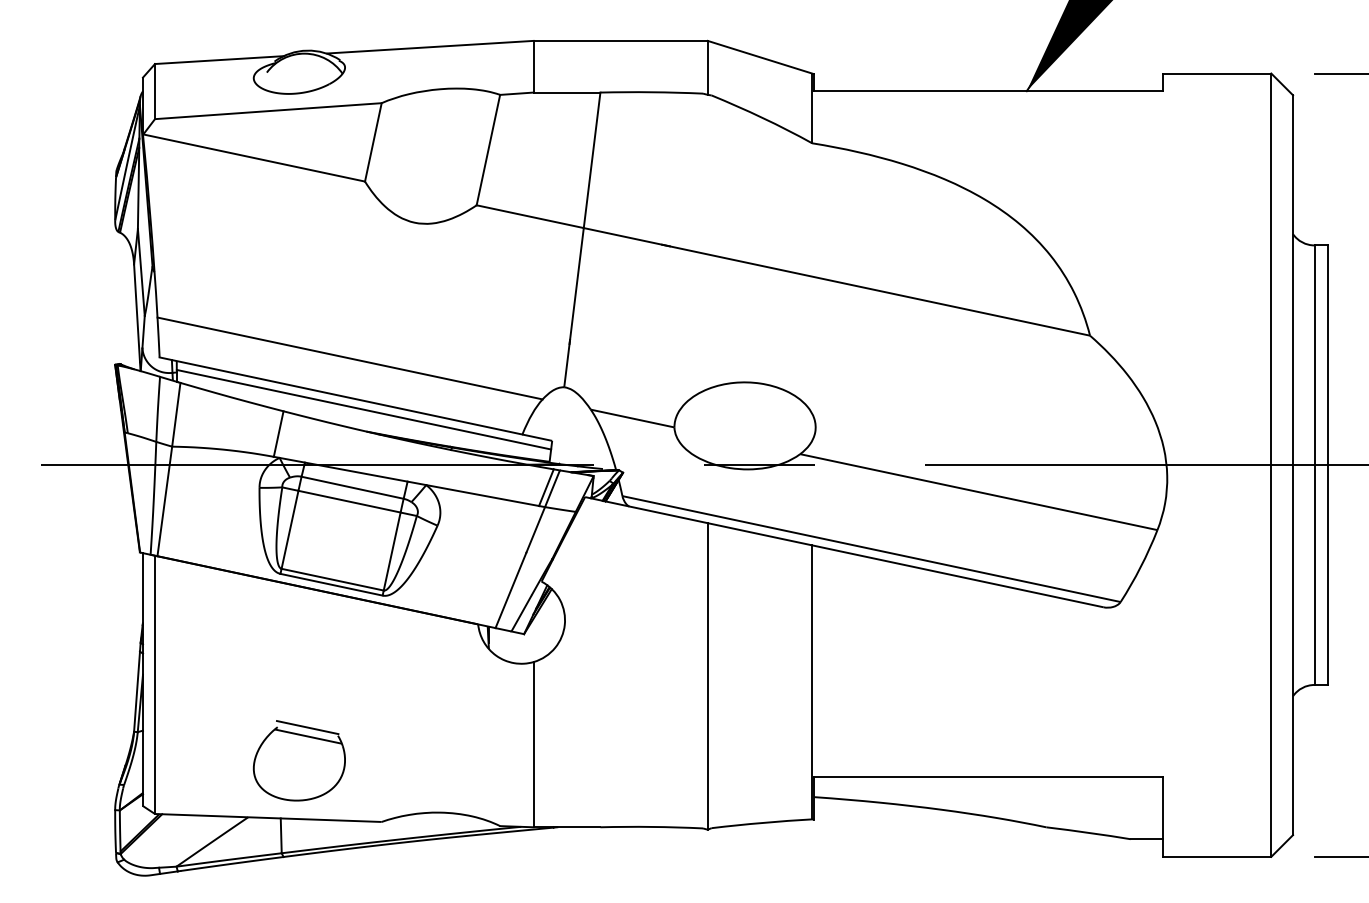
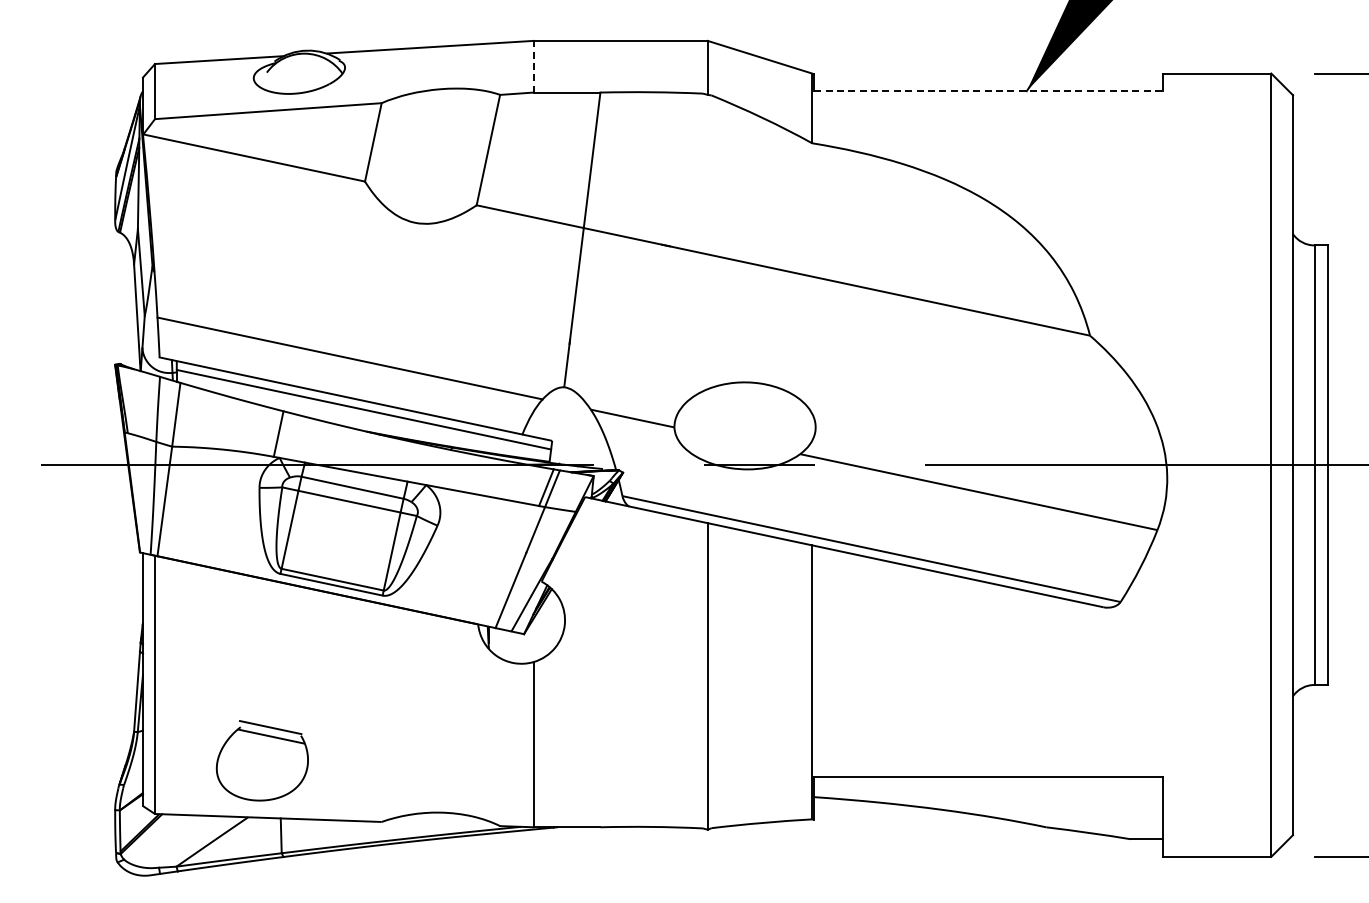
line: solid -> dashed (533, 66)
line: solid -> dashed (988, 91)
part position: (298, 760) -> (261, 760) (261, 760)
